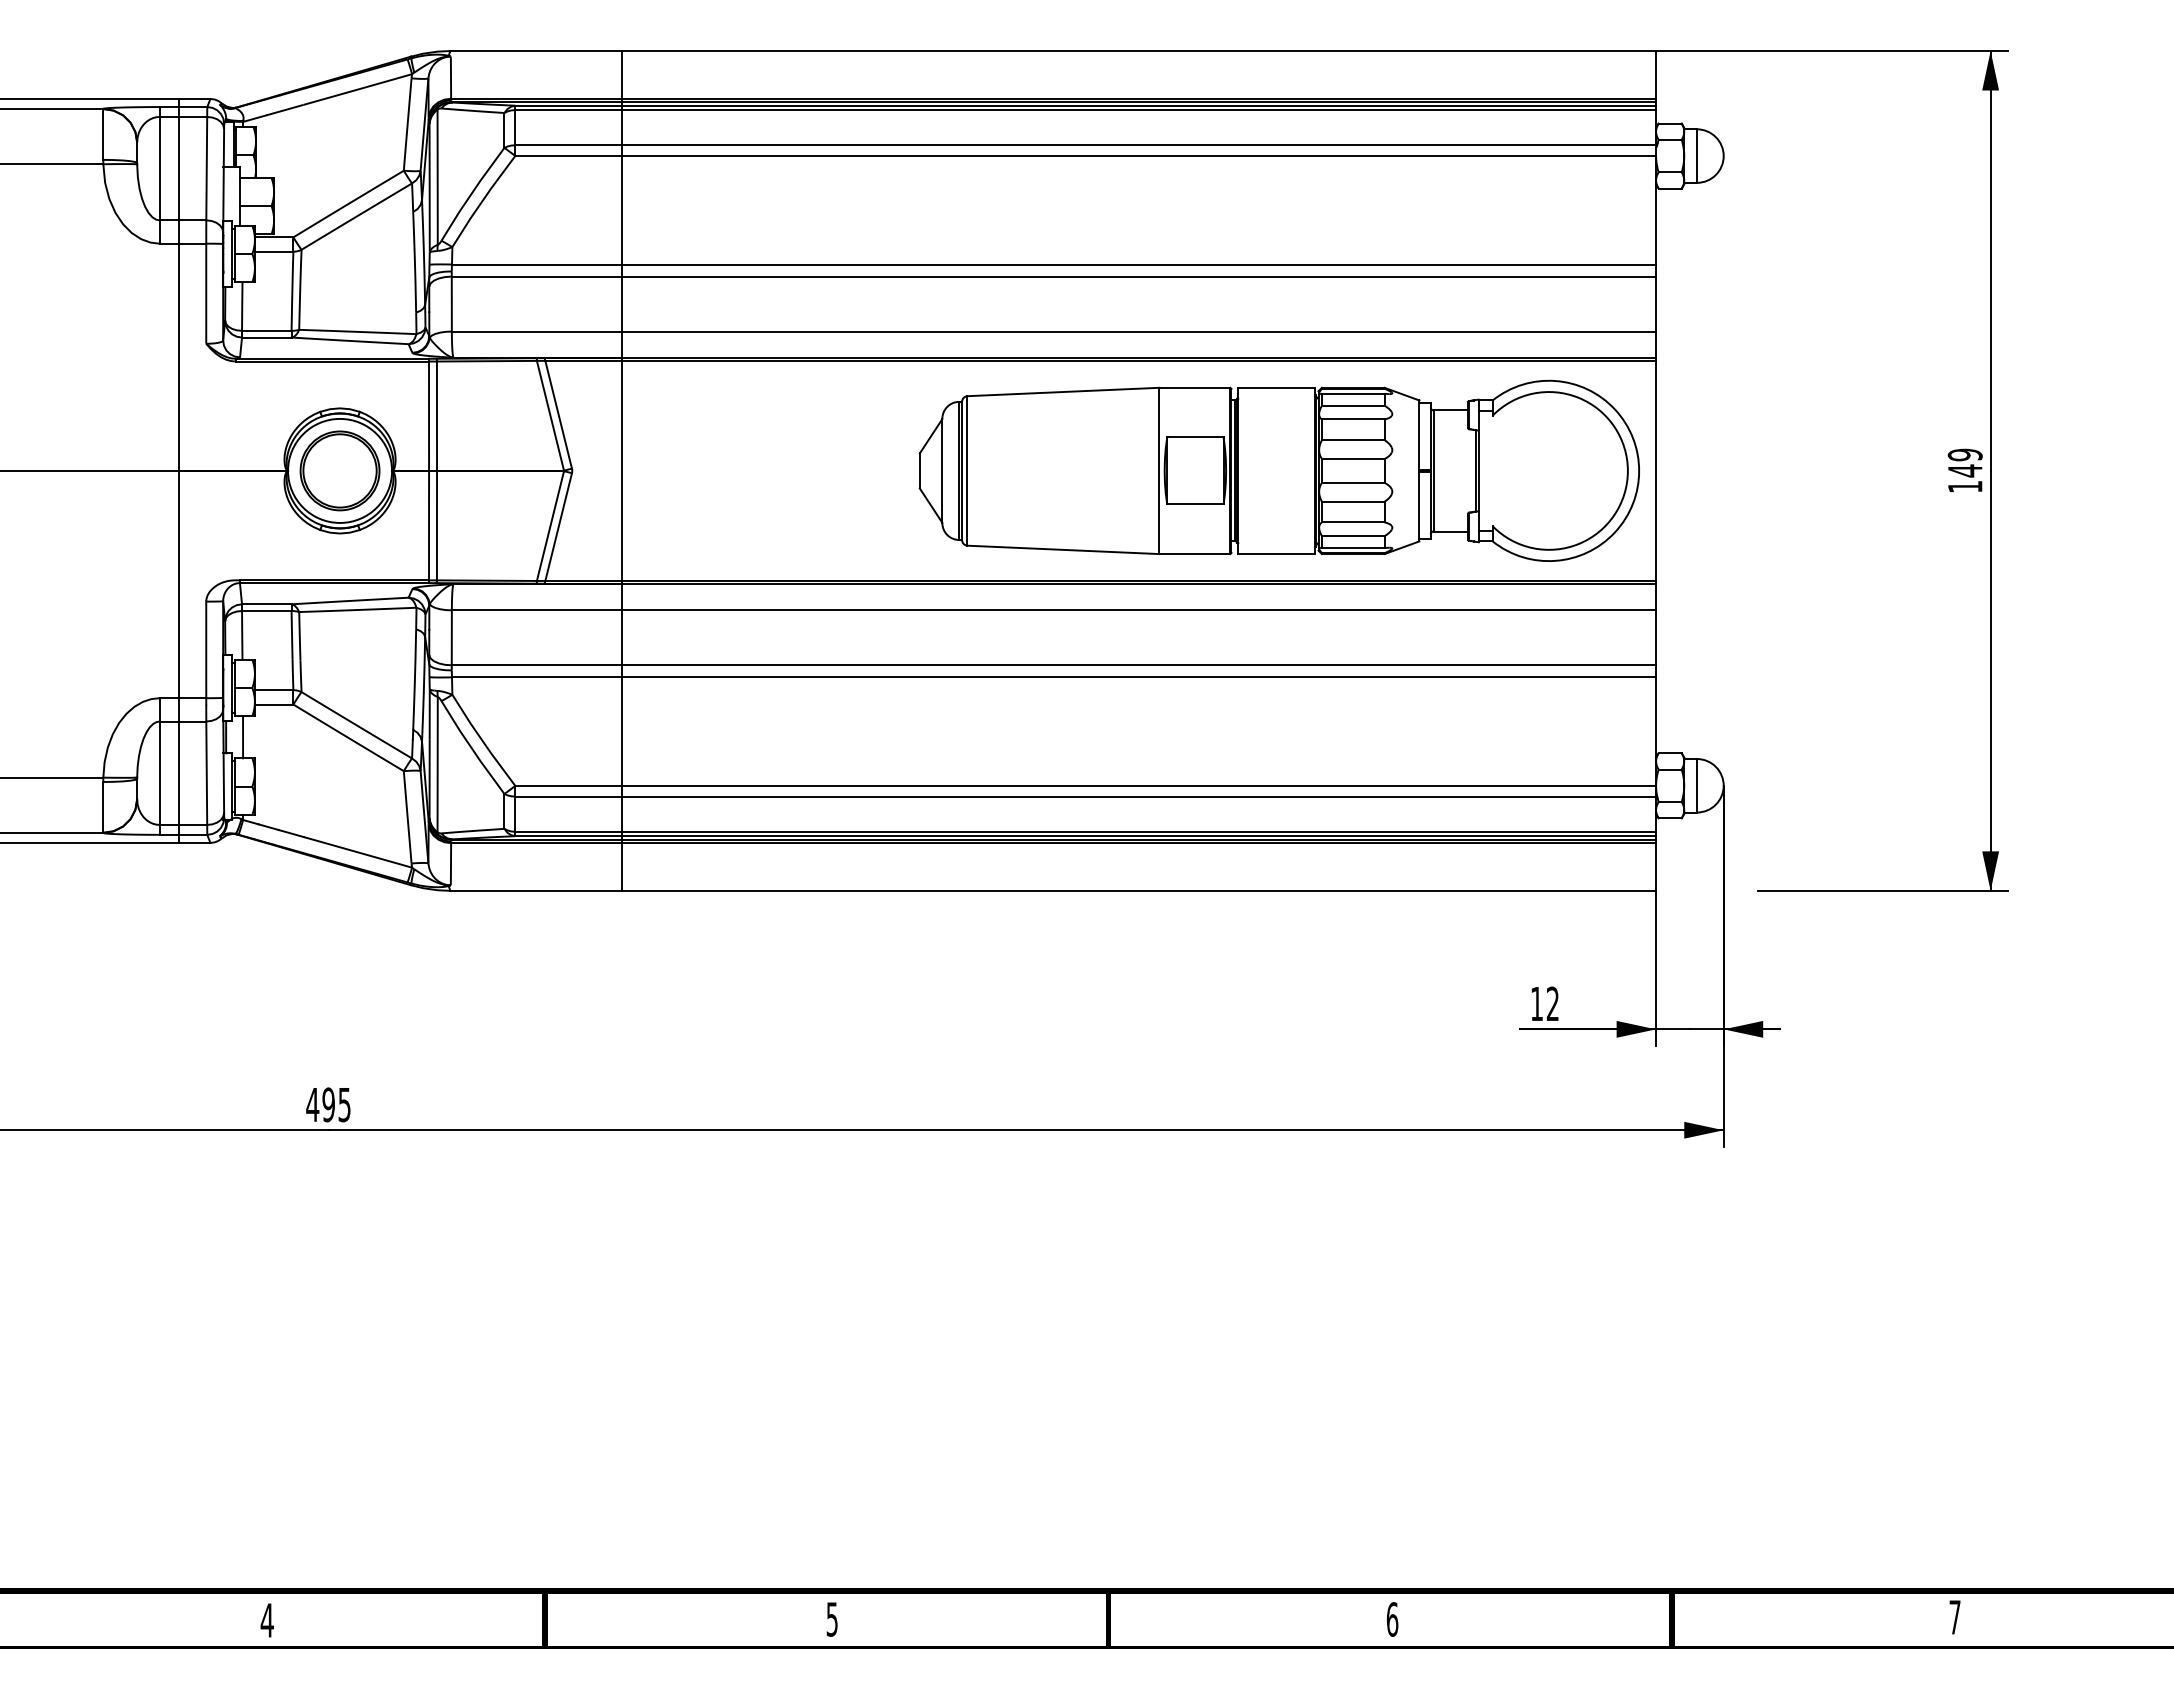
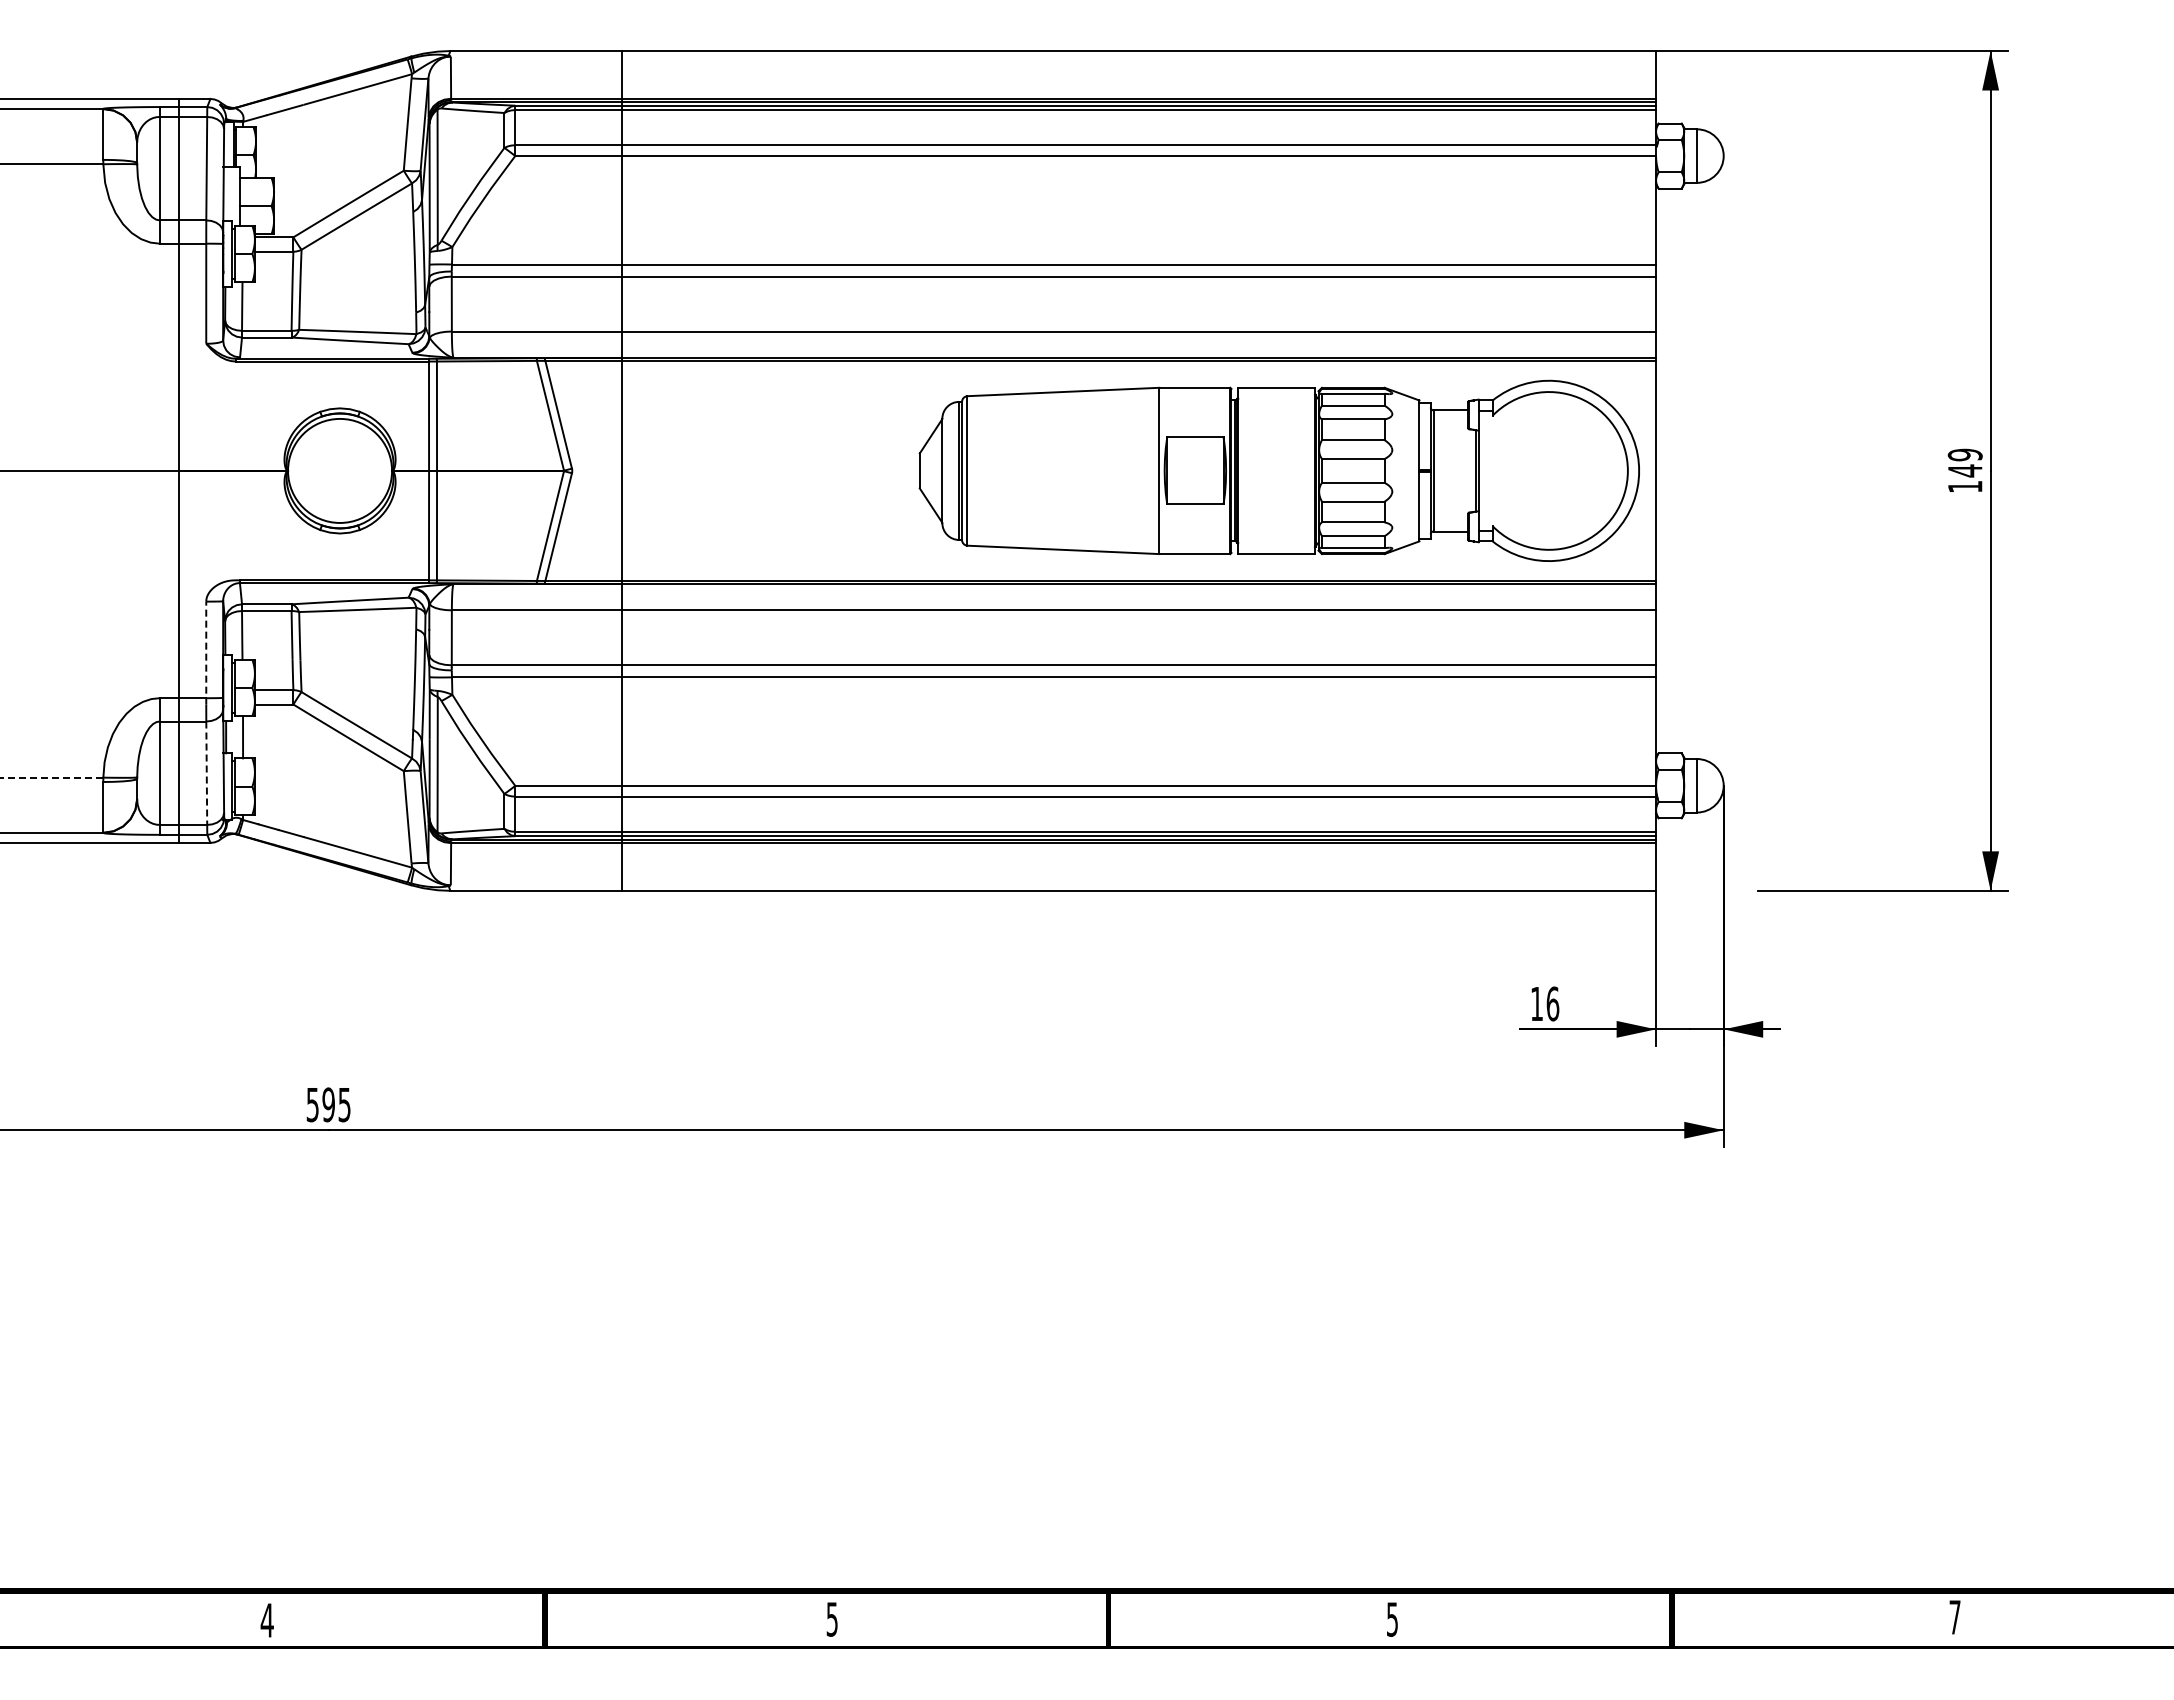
part: present -> none (339, 470)
line: solid -> dashed (206, 653)
line: solid -> dashed (206, 773)
line: solid -> dashed (51, 777)
text: 12 -> 16 (1552, 1003)
text: 495 -> 595 (312, 1105)
text: 6 -> 5 (1392, 1619)
